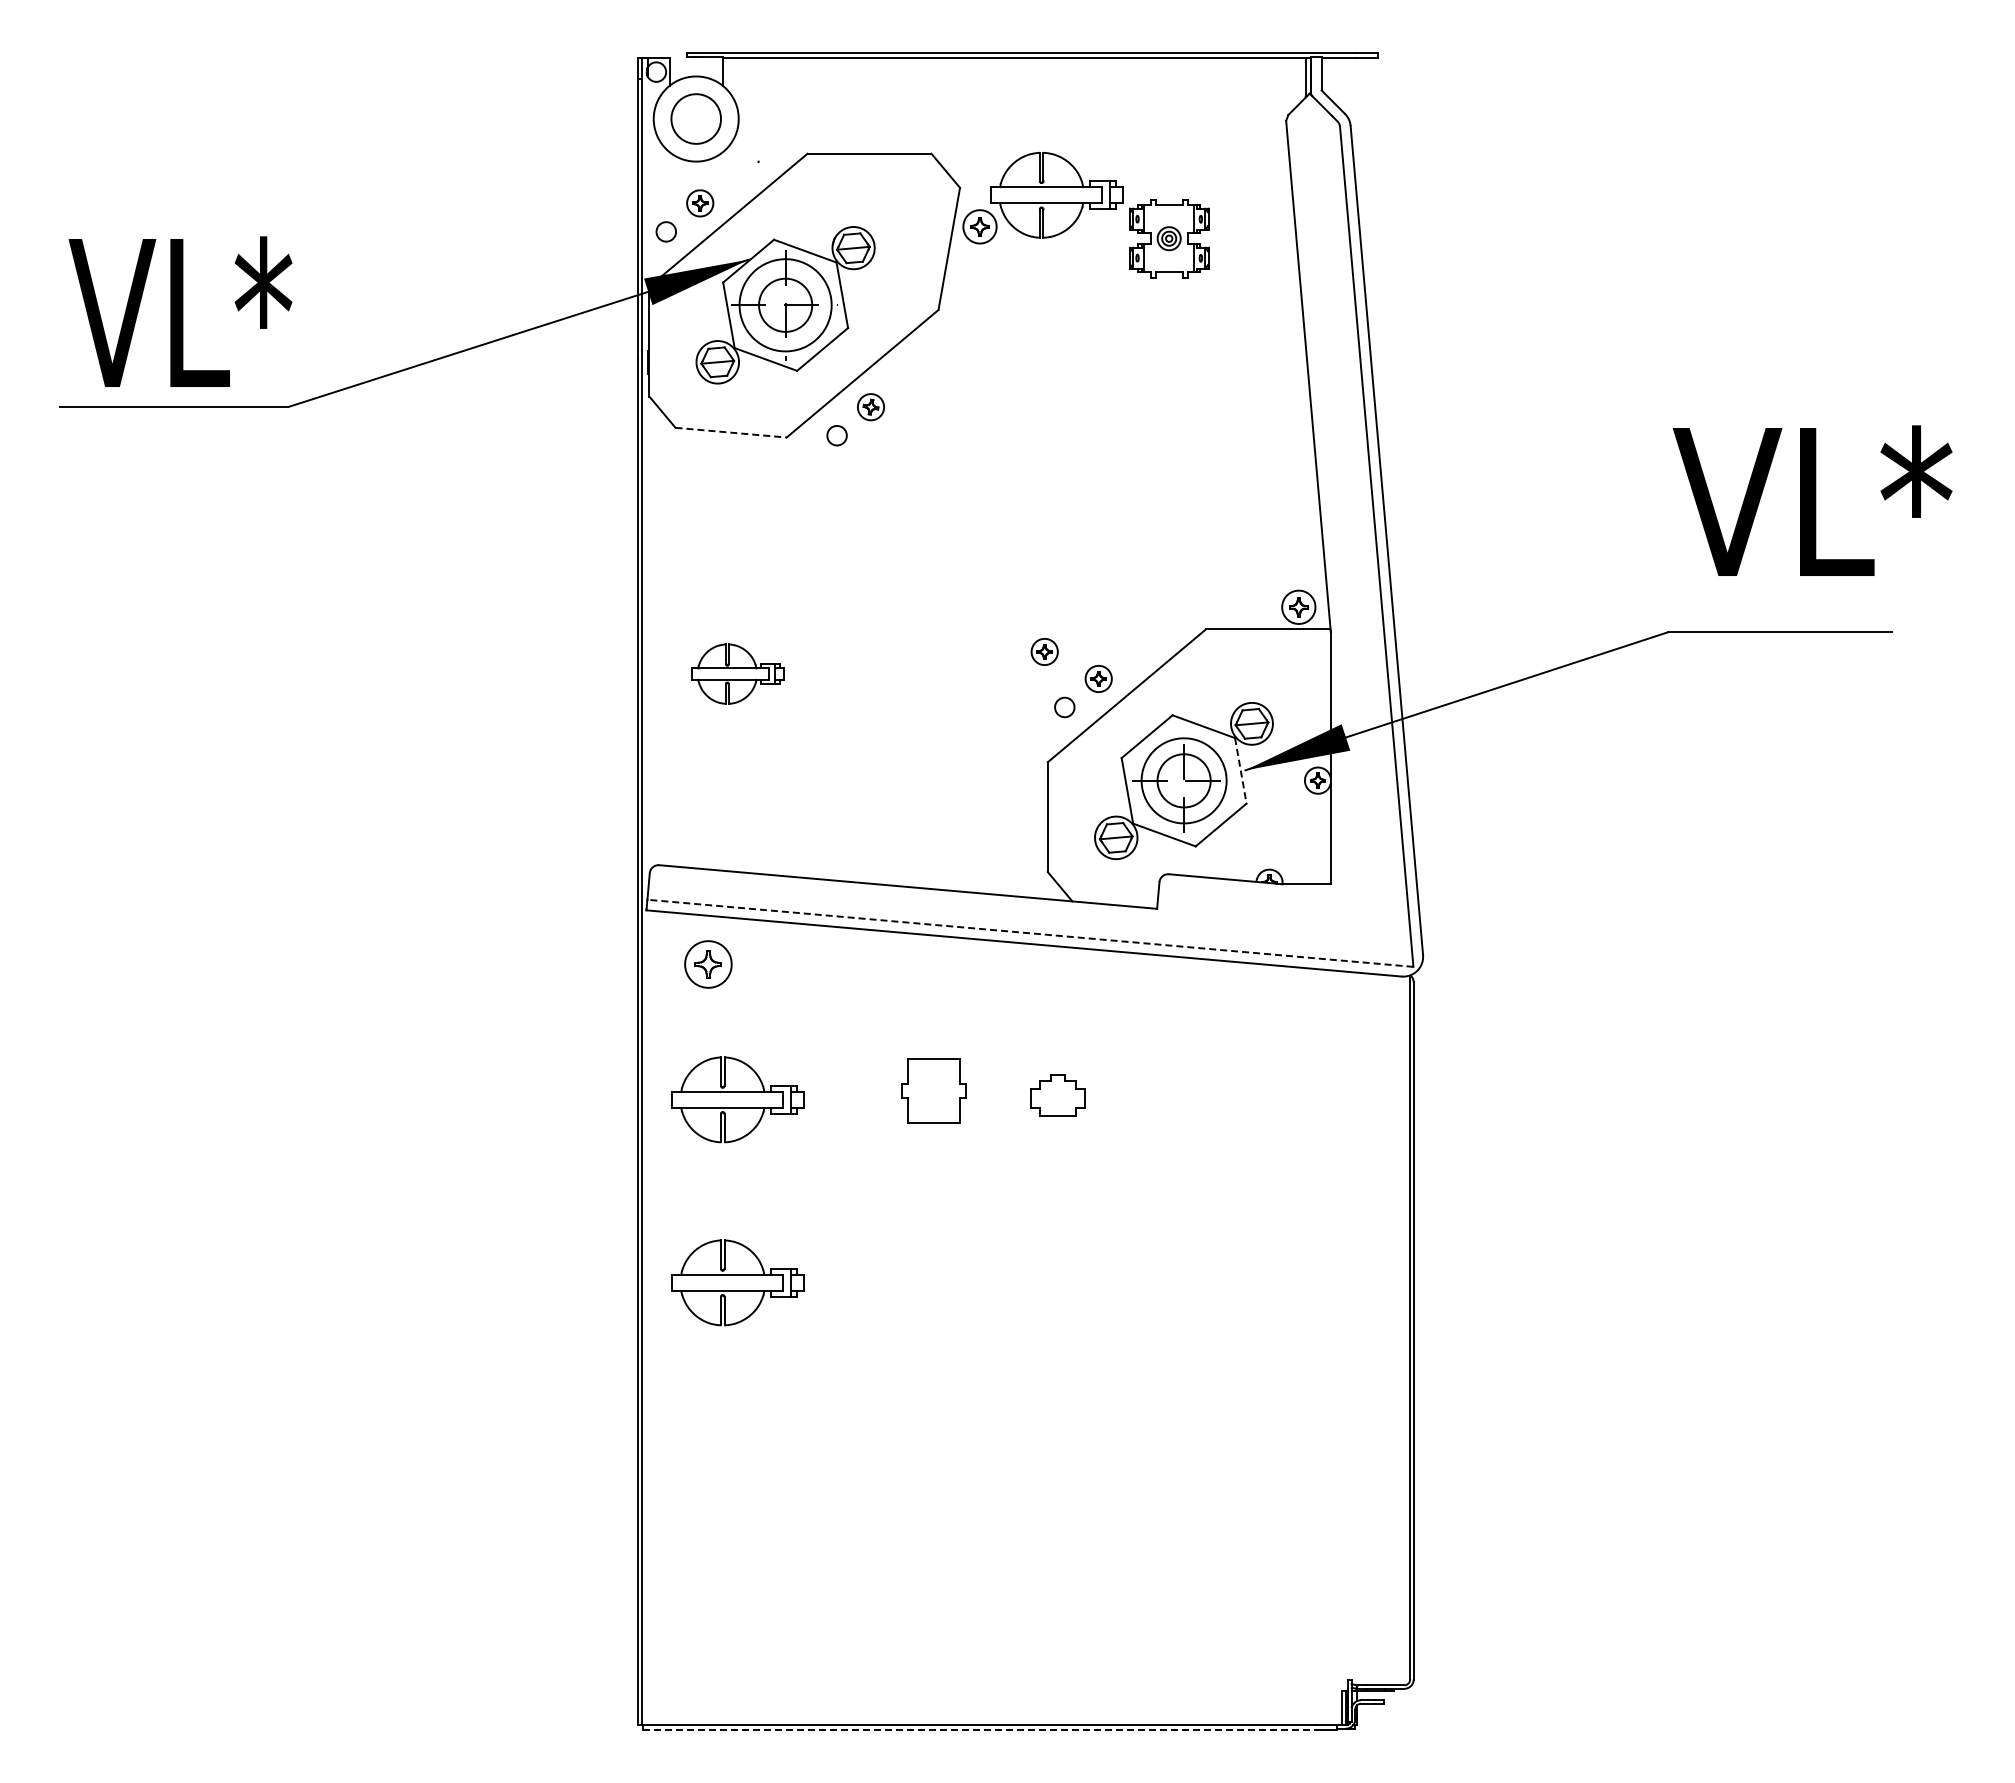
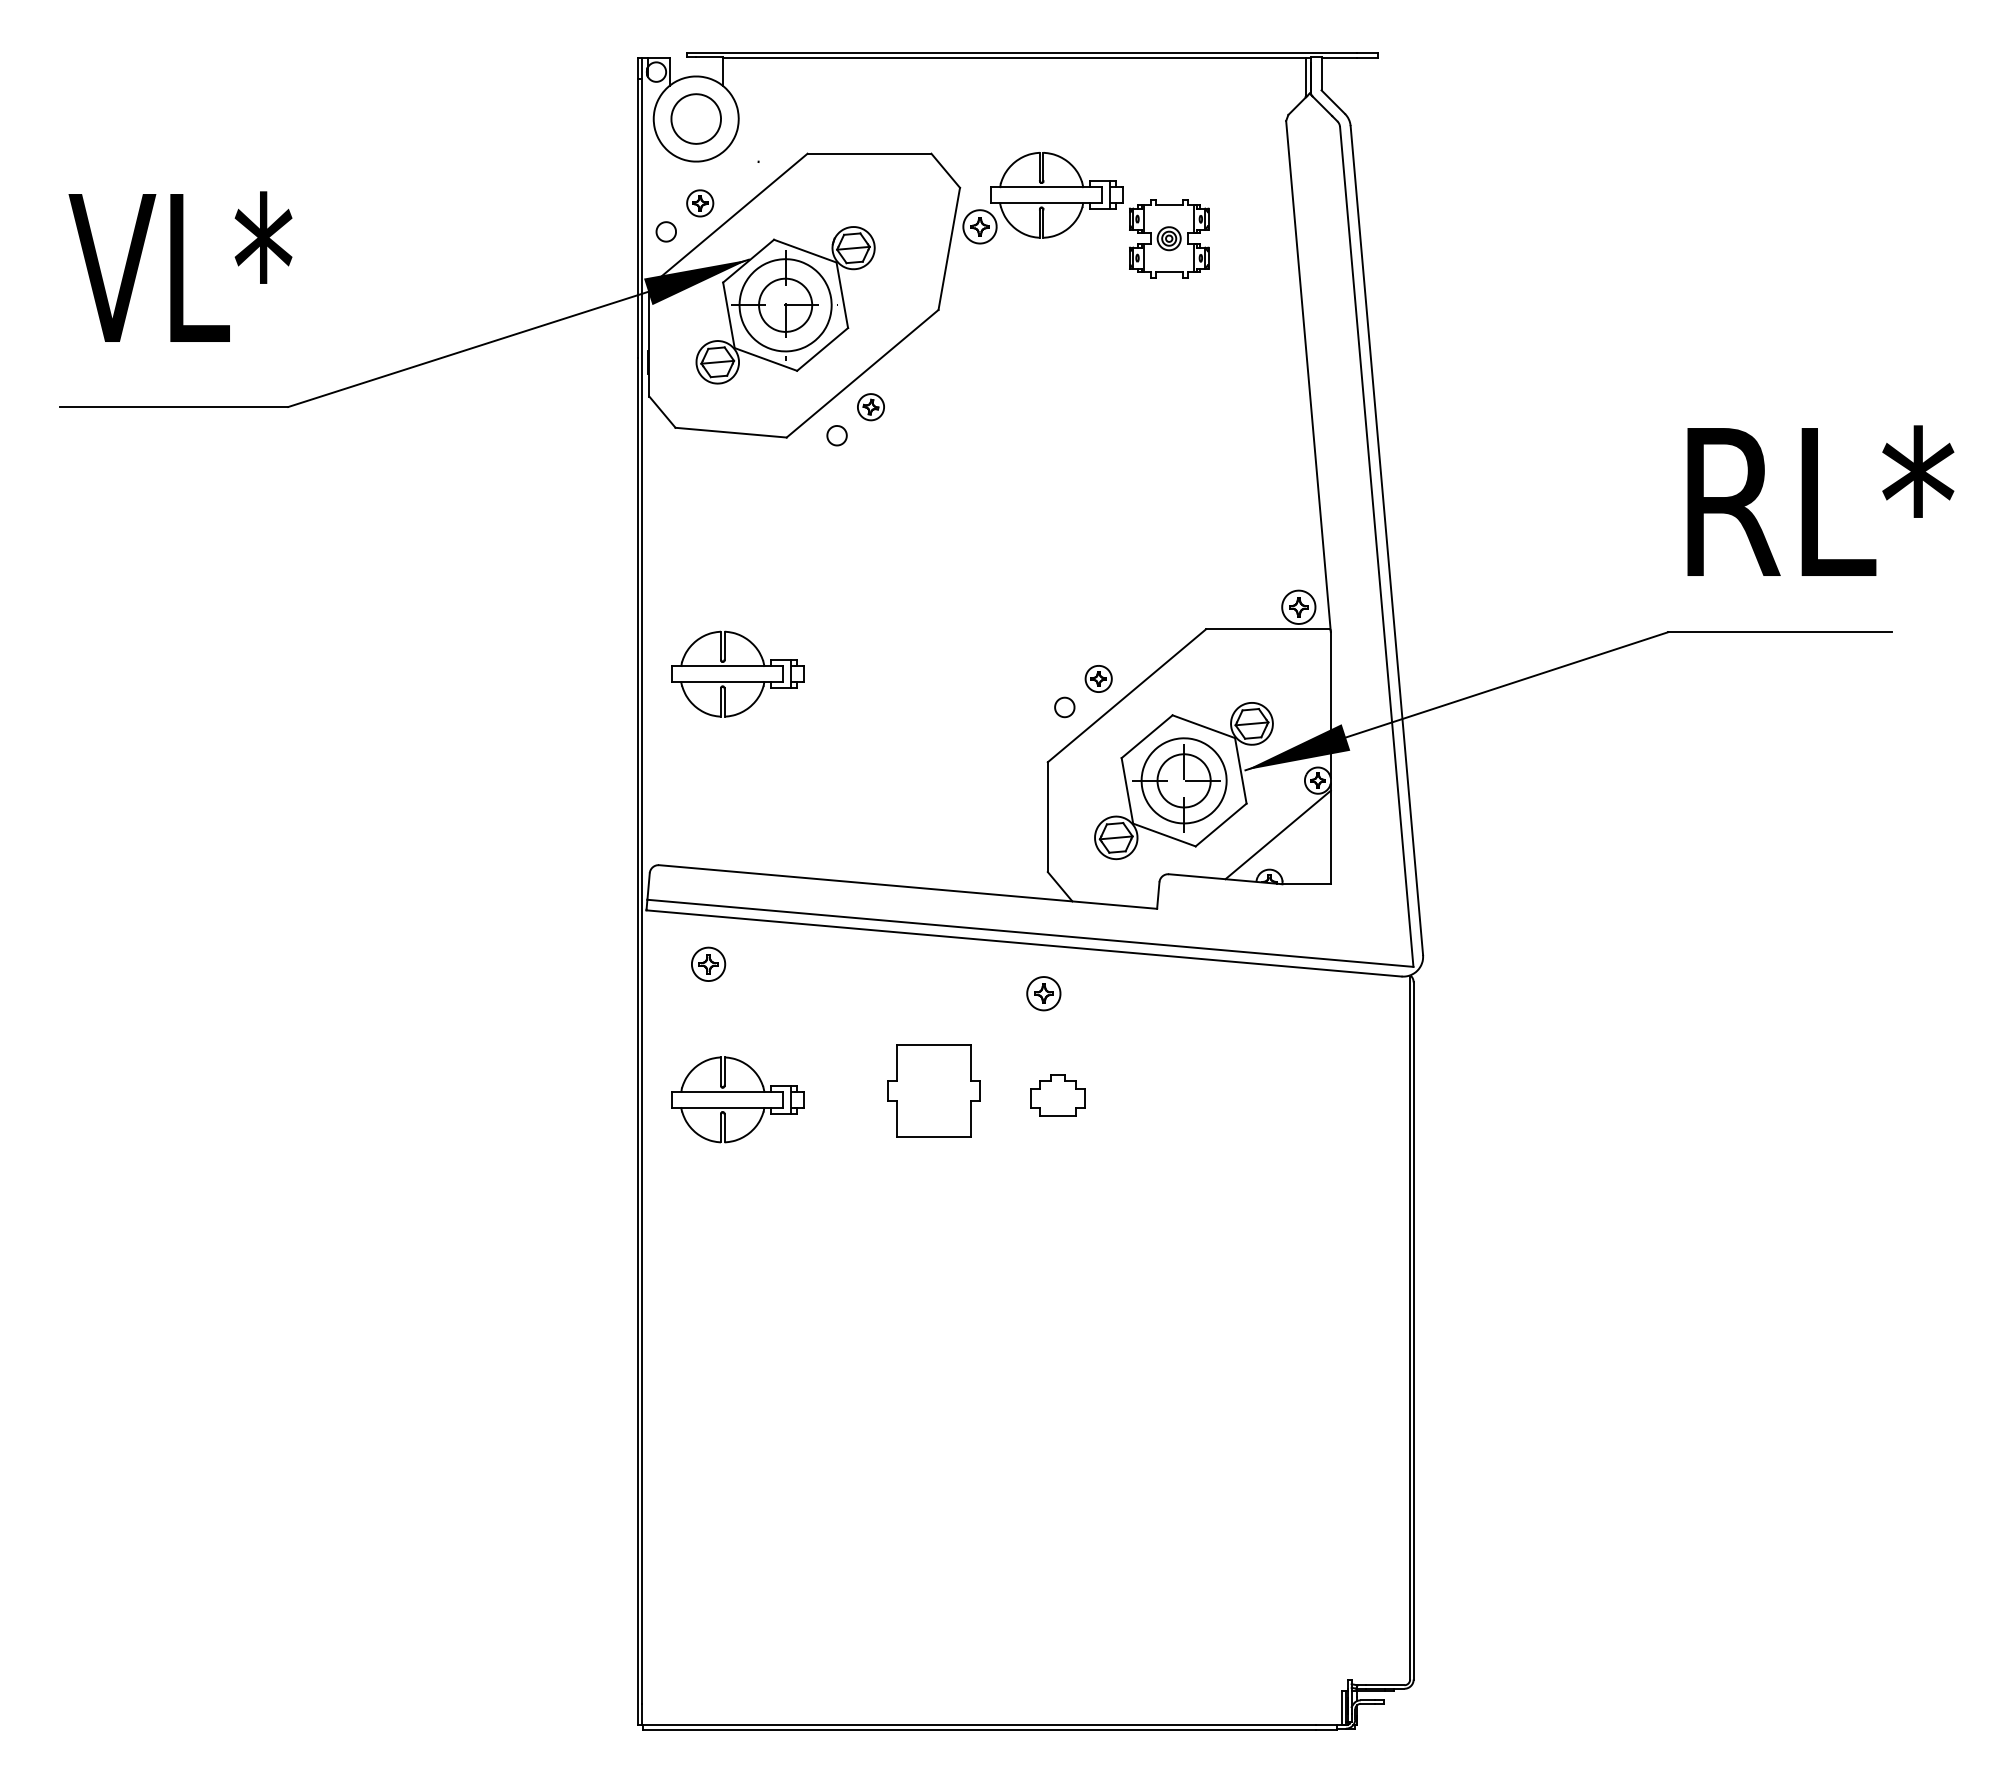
text position: (180, 311) -> (180, 266) (180, 266)
line: dashed -> solid (731, 432)
text: VL* -> RL* (1813, 500)
part: present -> none (1044, 651)
part size: 94x62 px -> 134x88 px (737, 673)
line: dashed -> solid (1240, 771)
line: none -> present (1277, 834)
line: dashed -> solid (1029, 933)
part size: 49x49 px -> 36x36 px (708, 963)
part: none -> present (1043, 993)
part size: 66x66 px -> 94x94 px (933, 1090)
part: present -> none (737, 1282)
line: dashed -> solid (979, 1729)
